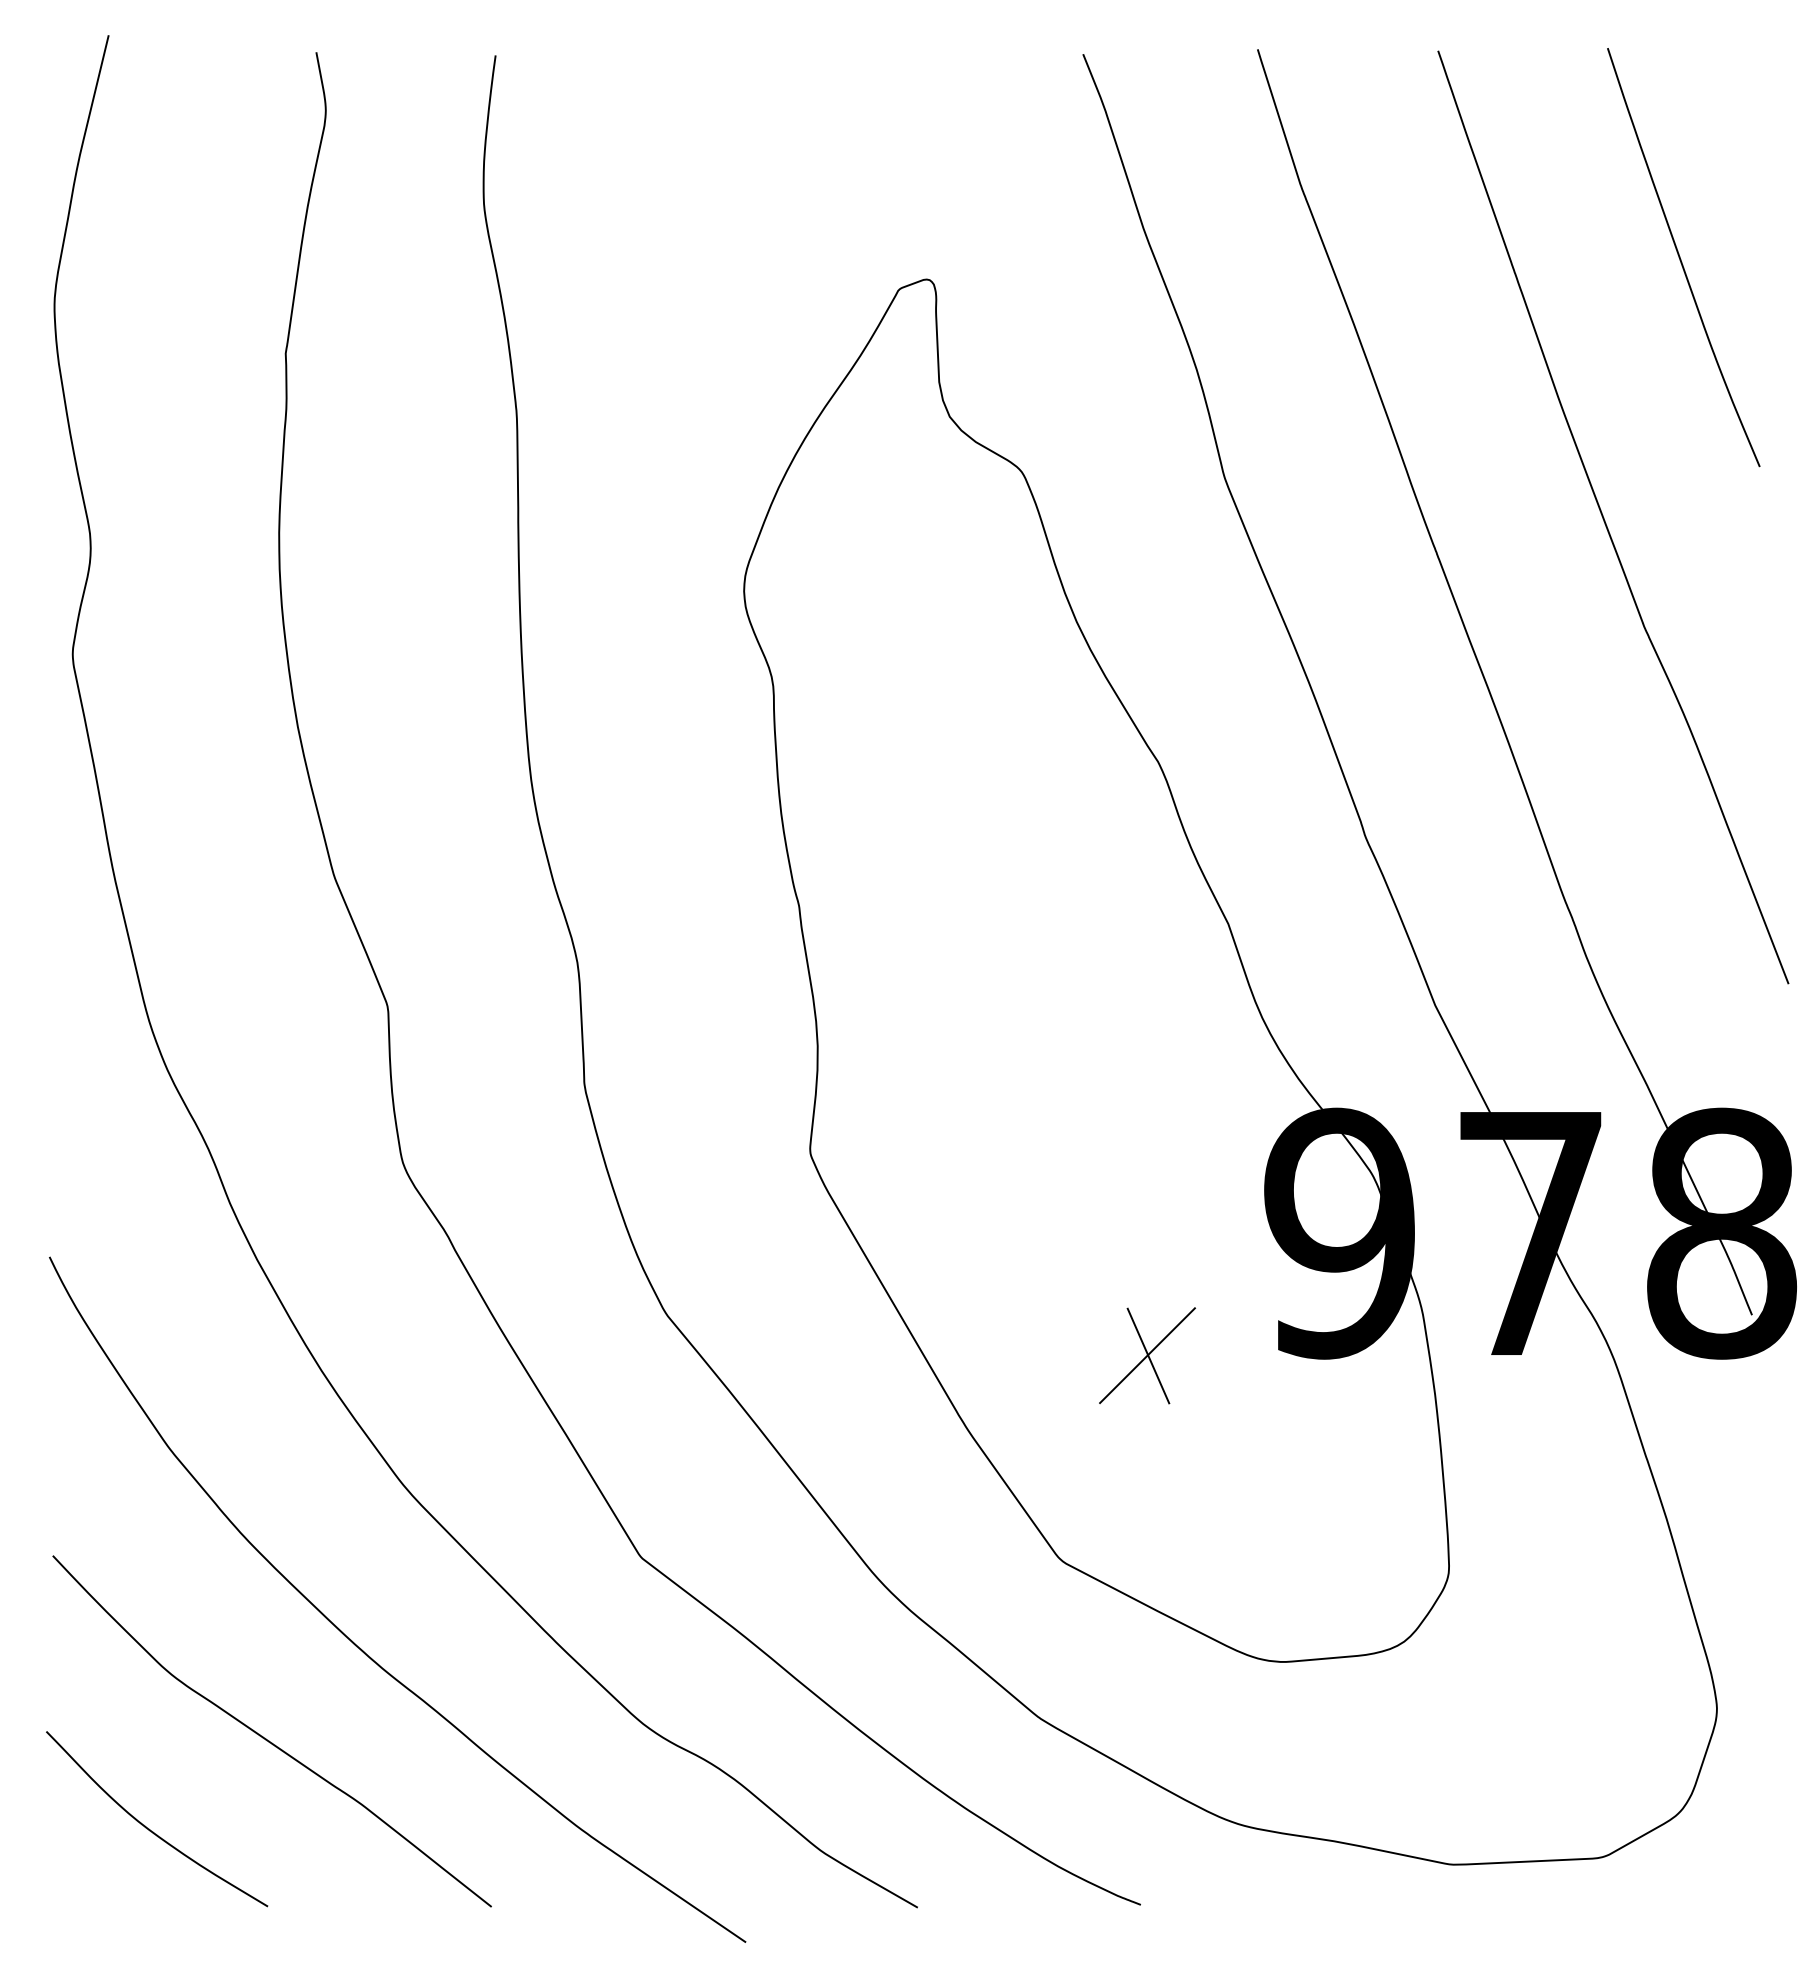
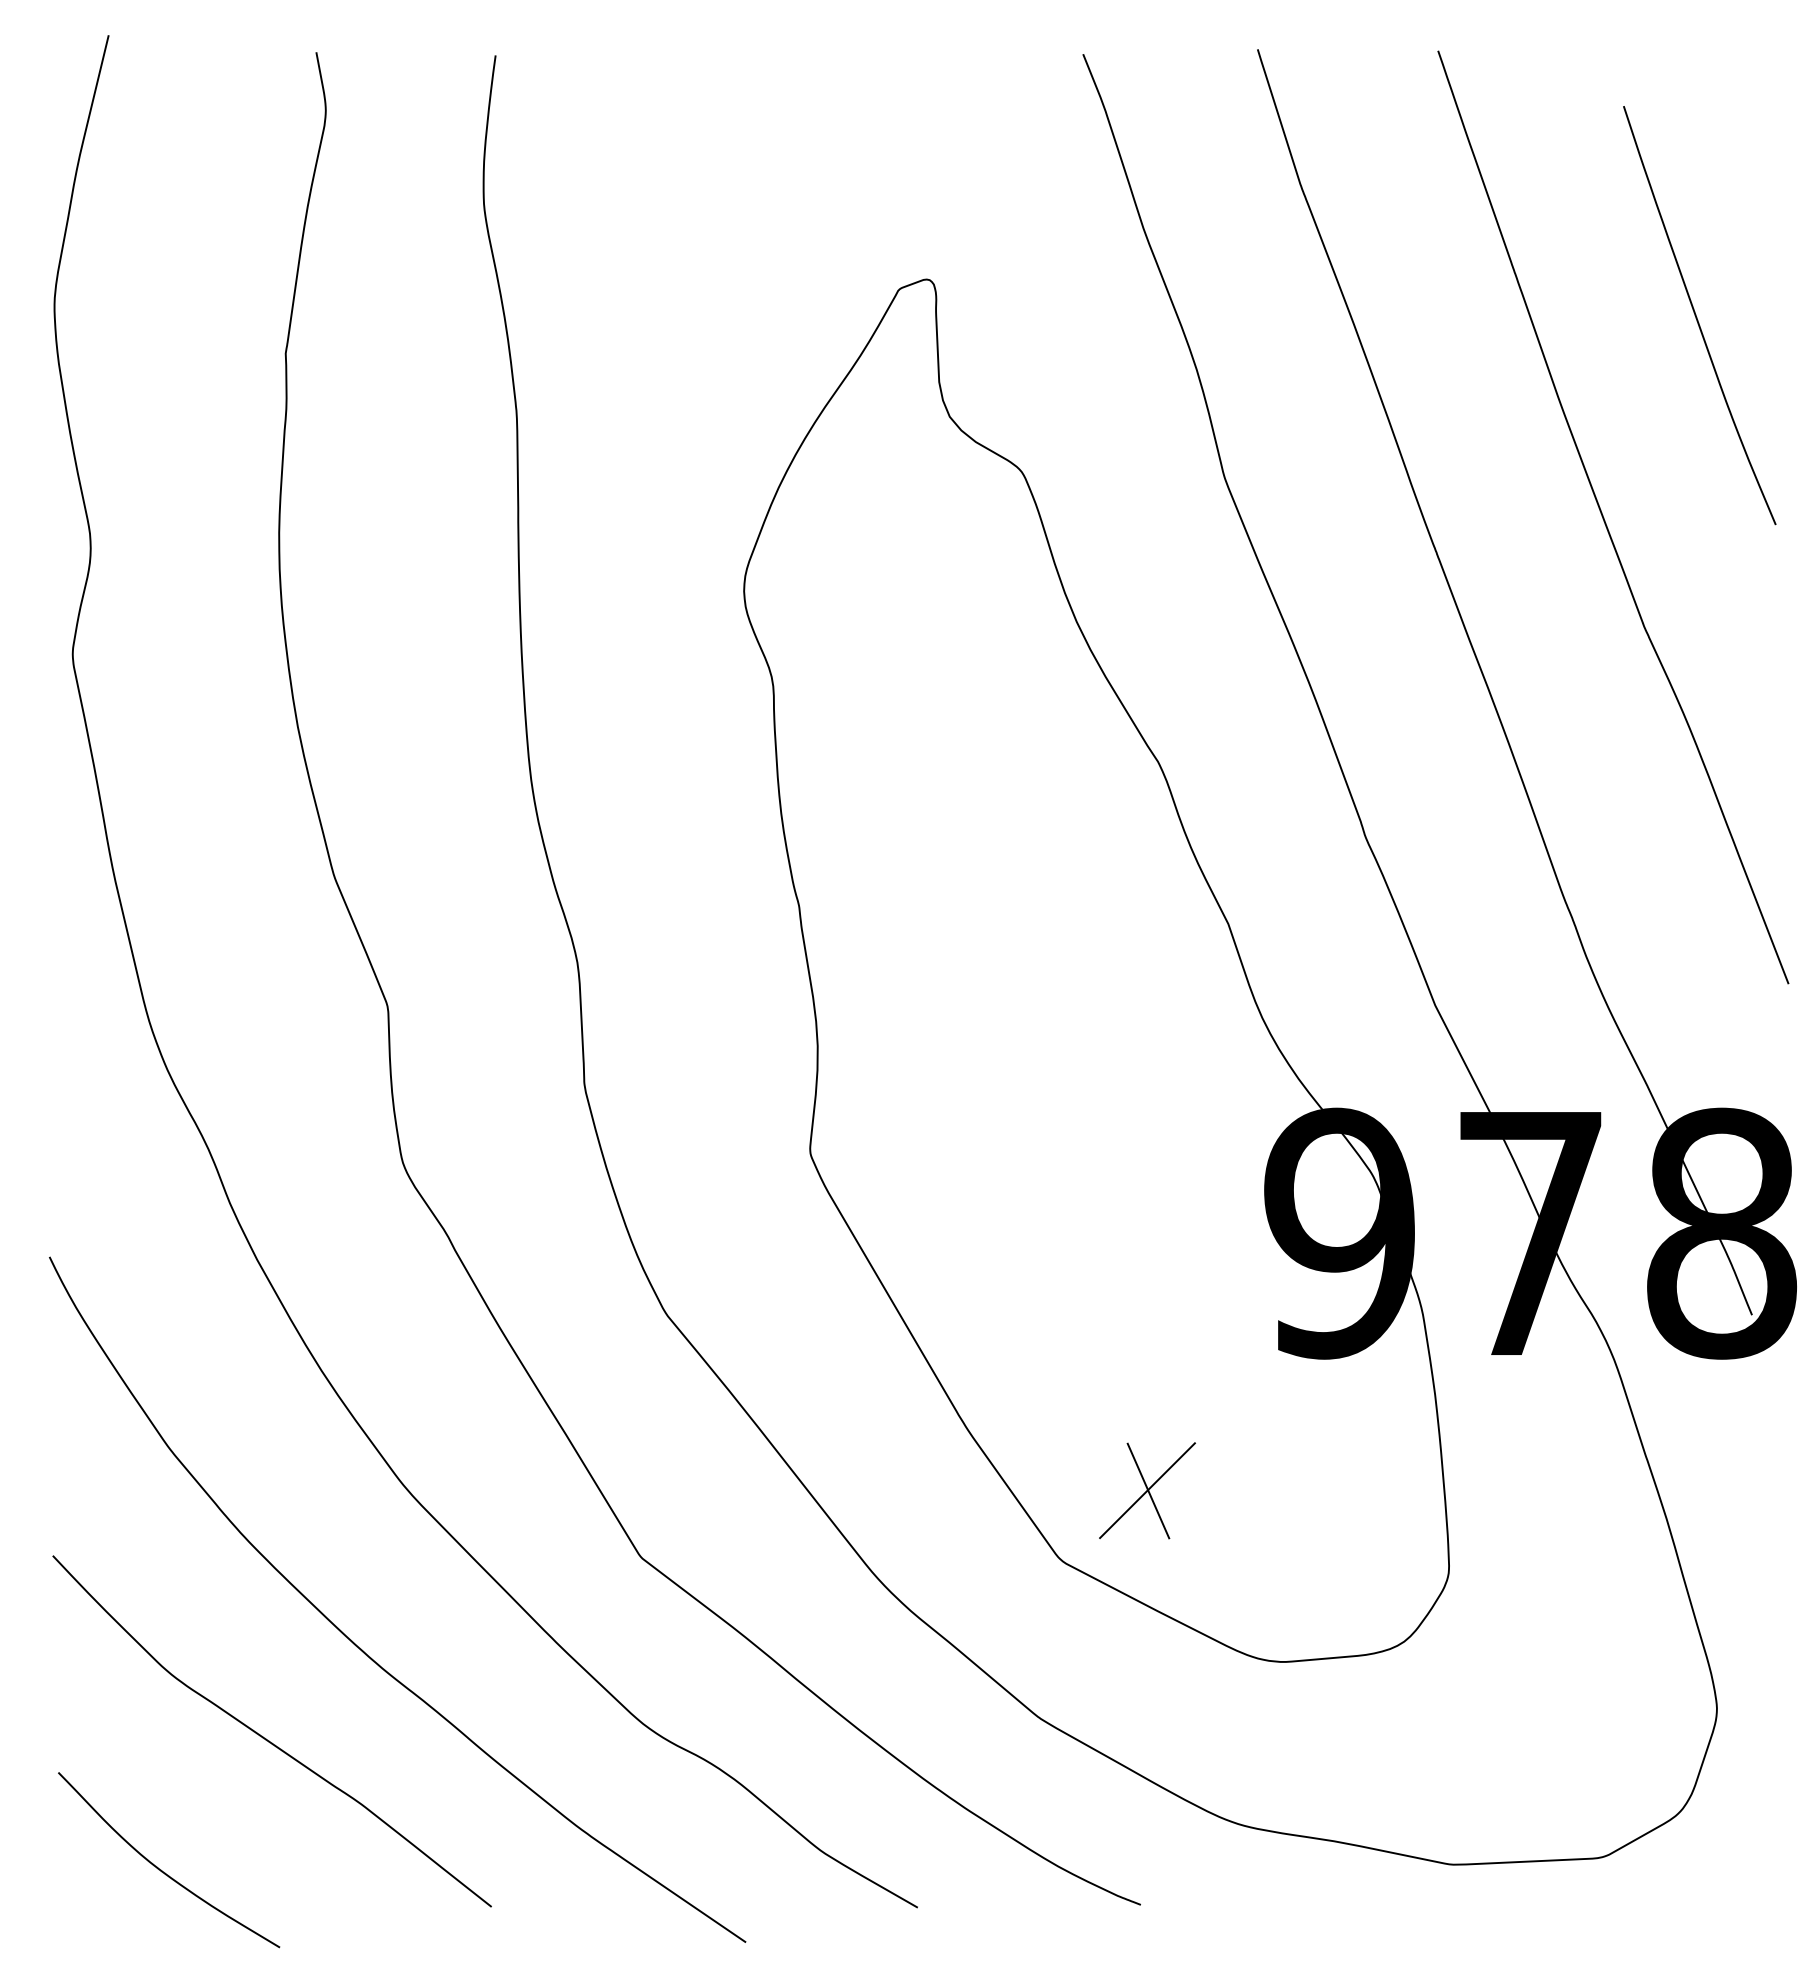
curve position: (1681, 259) -> (1697, 317) (1697, 317)
part position: (1147, 1355) -> (1147, 1490) (1147, 1490)
curve position: (149, 1828) -> (161, 1869) (161, 1869)
